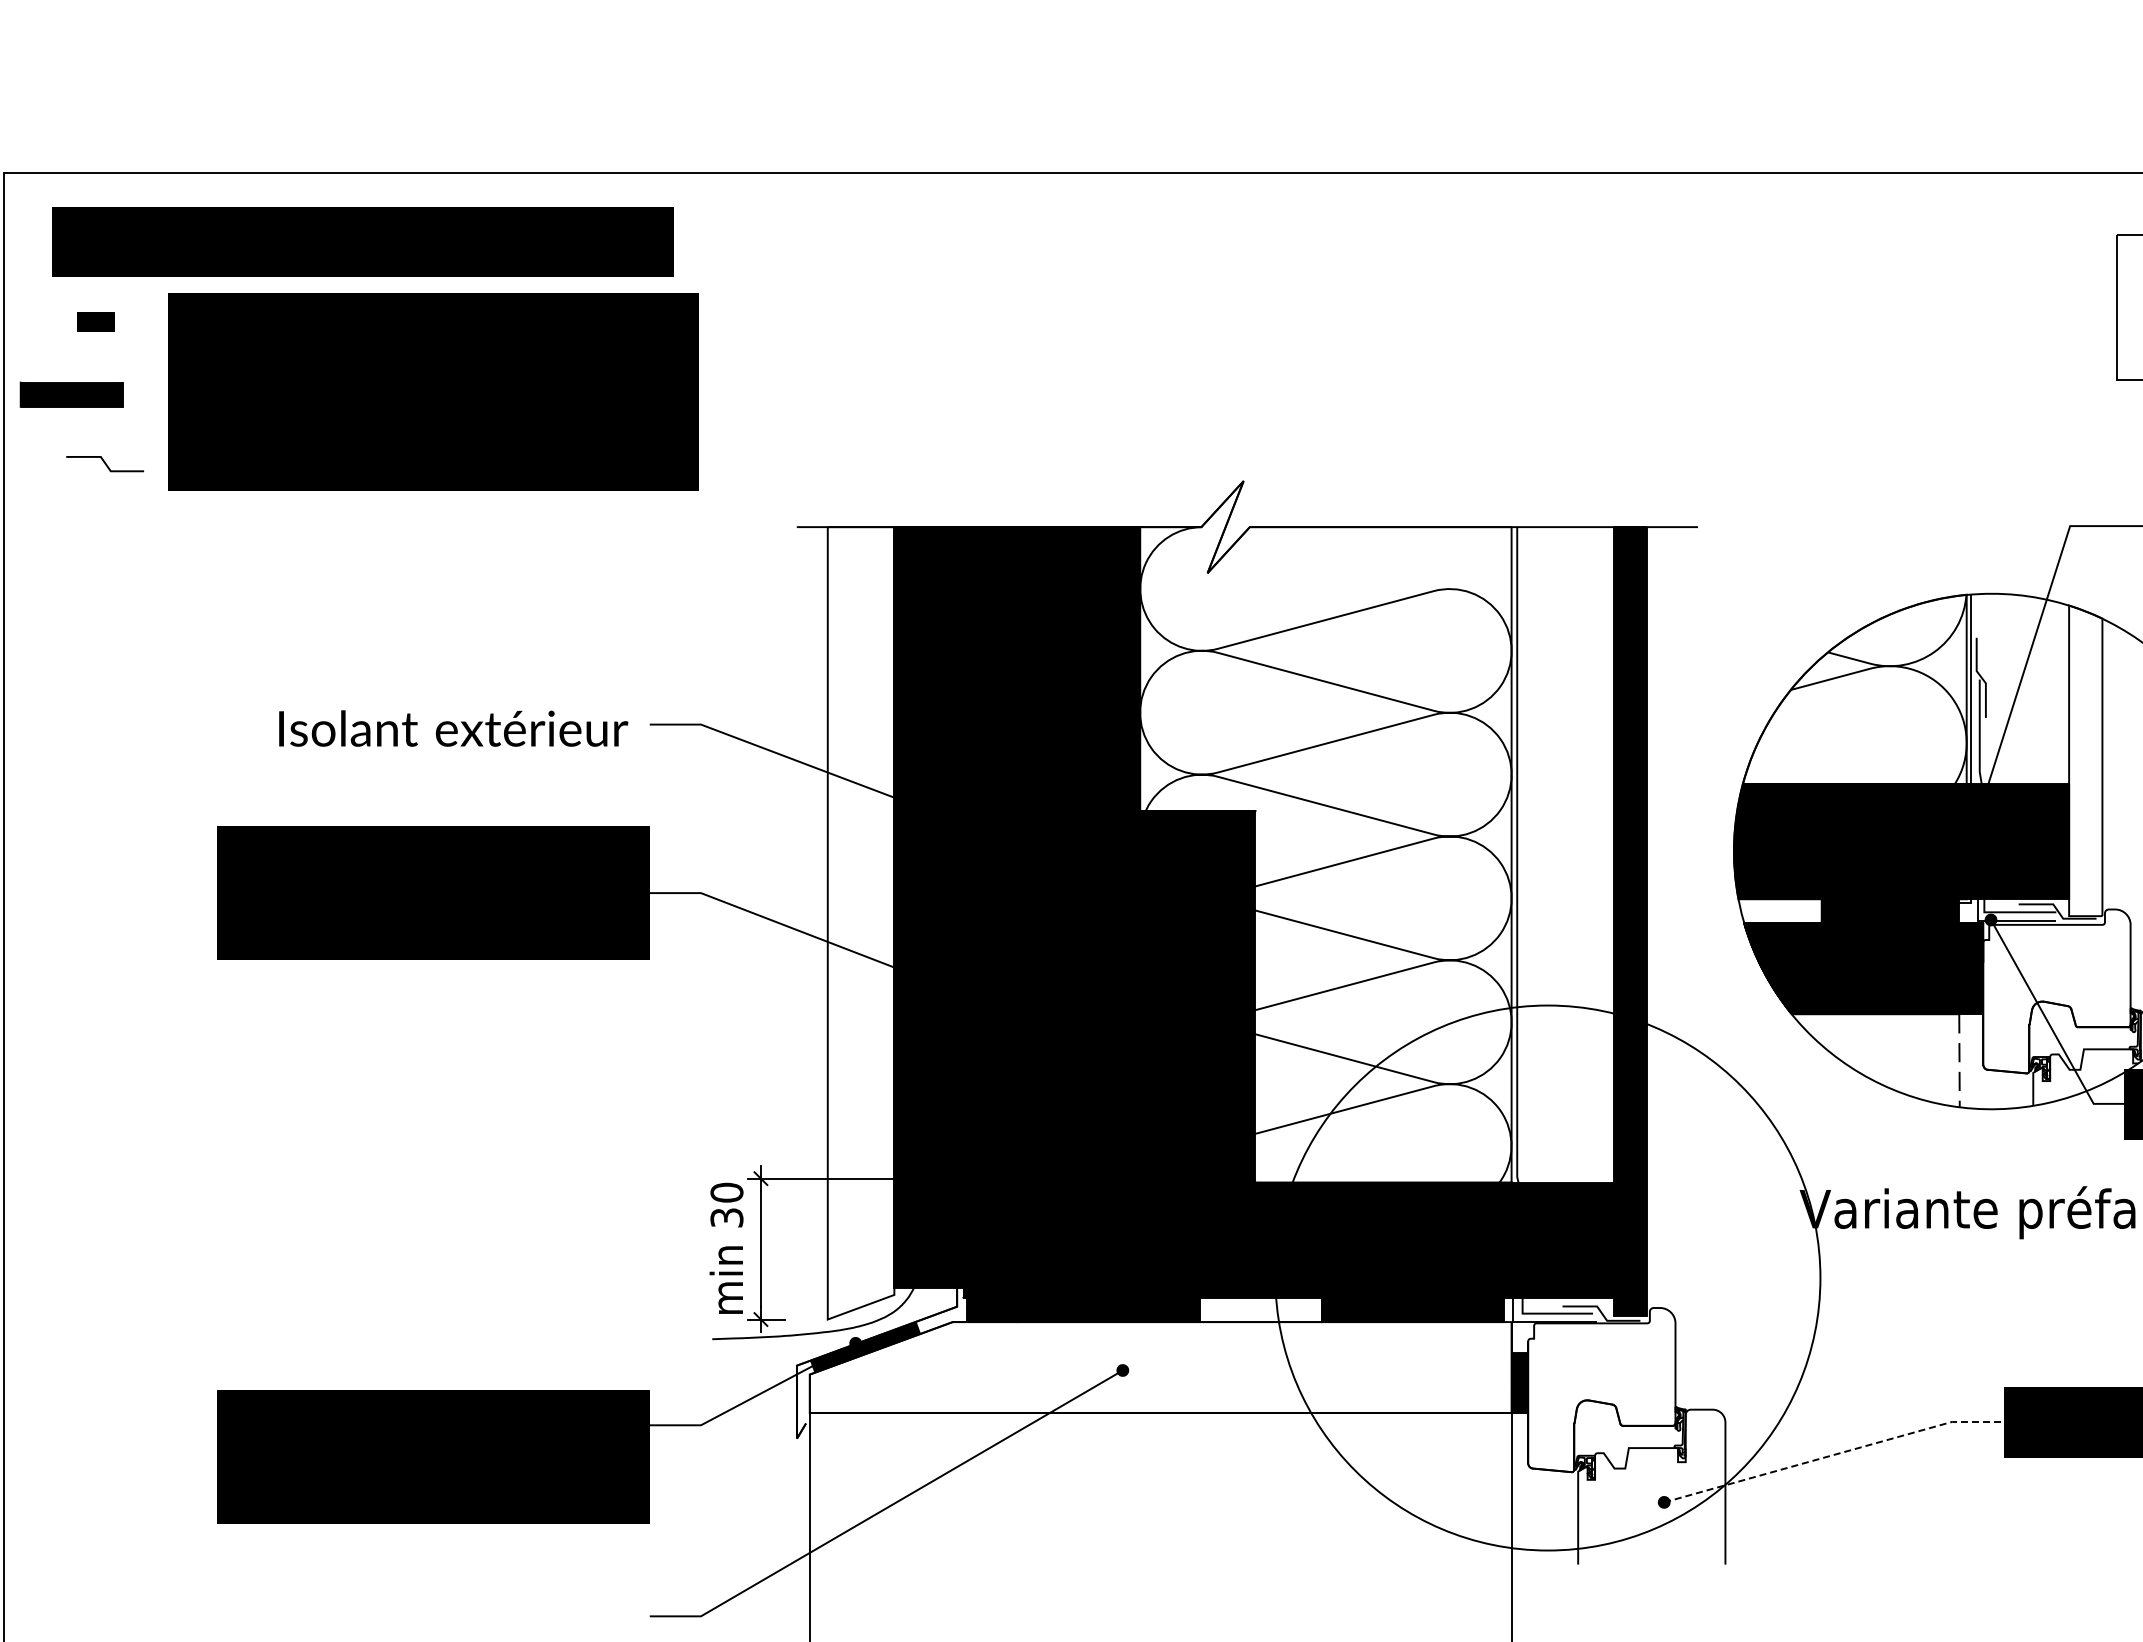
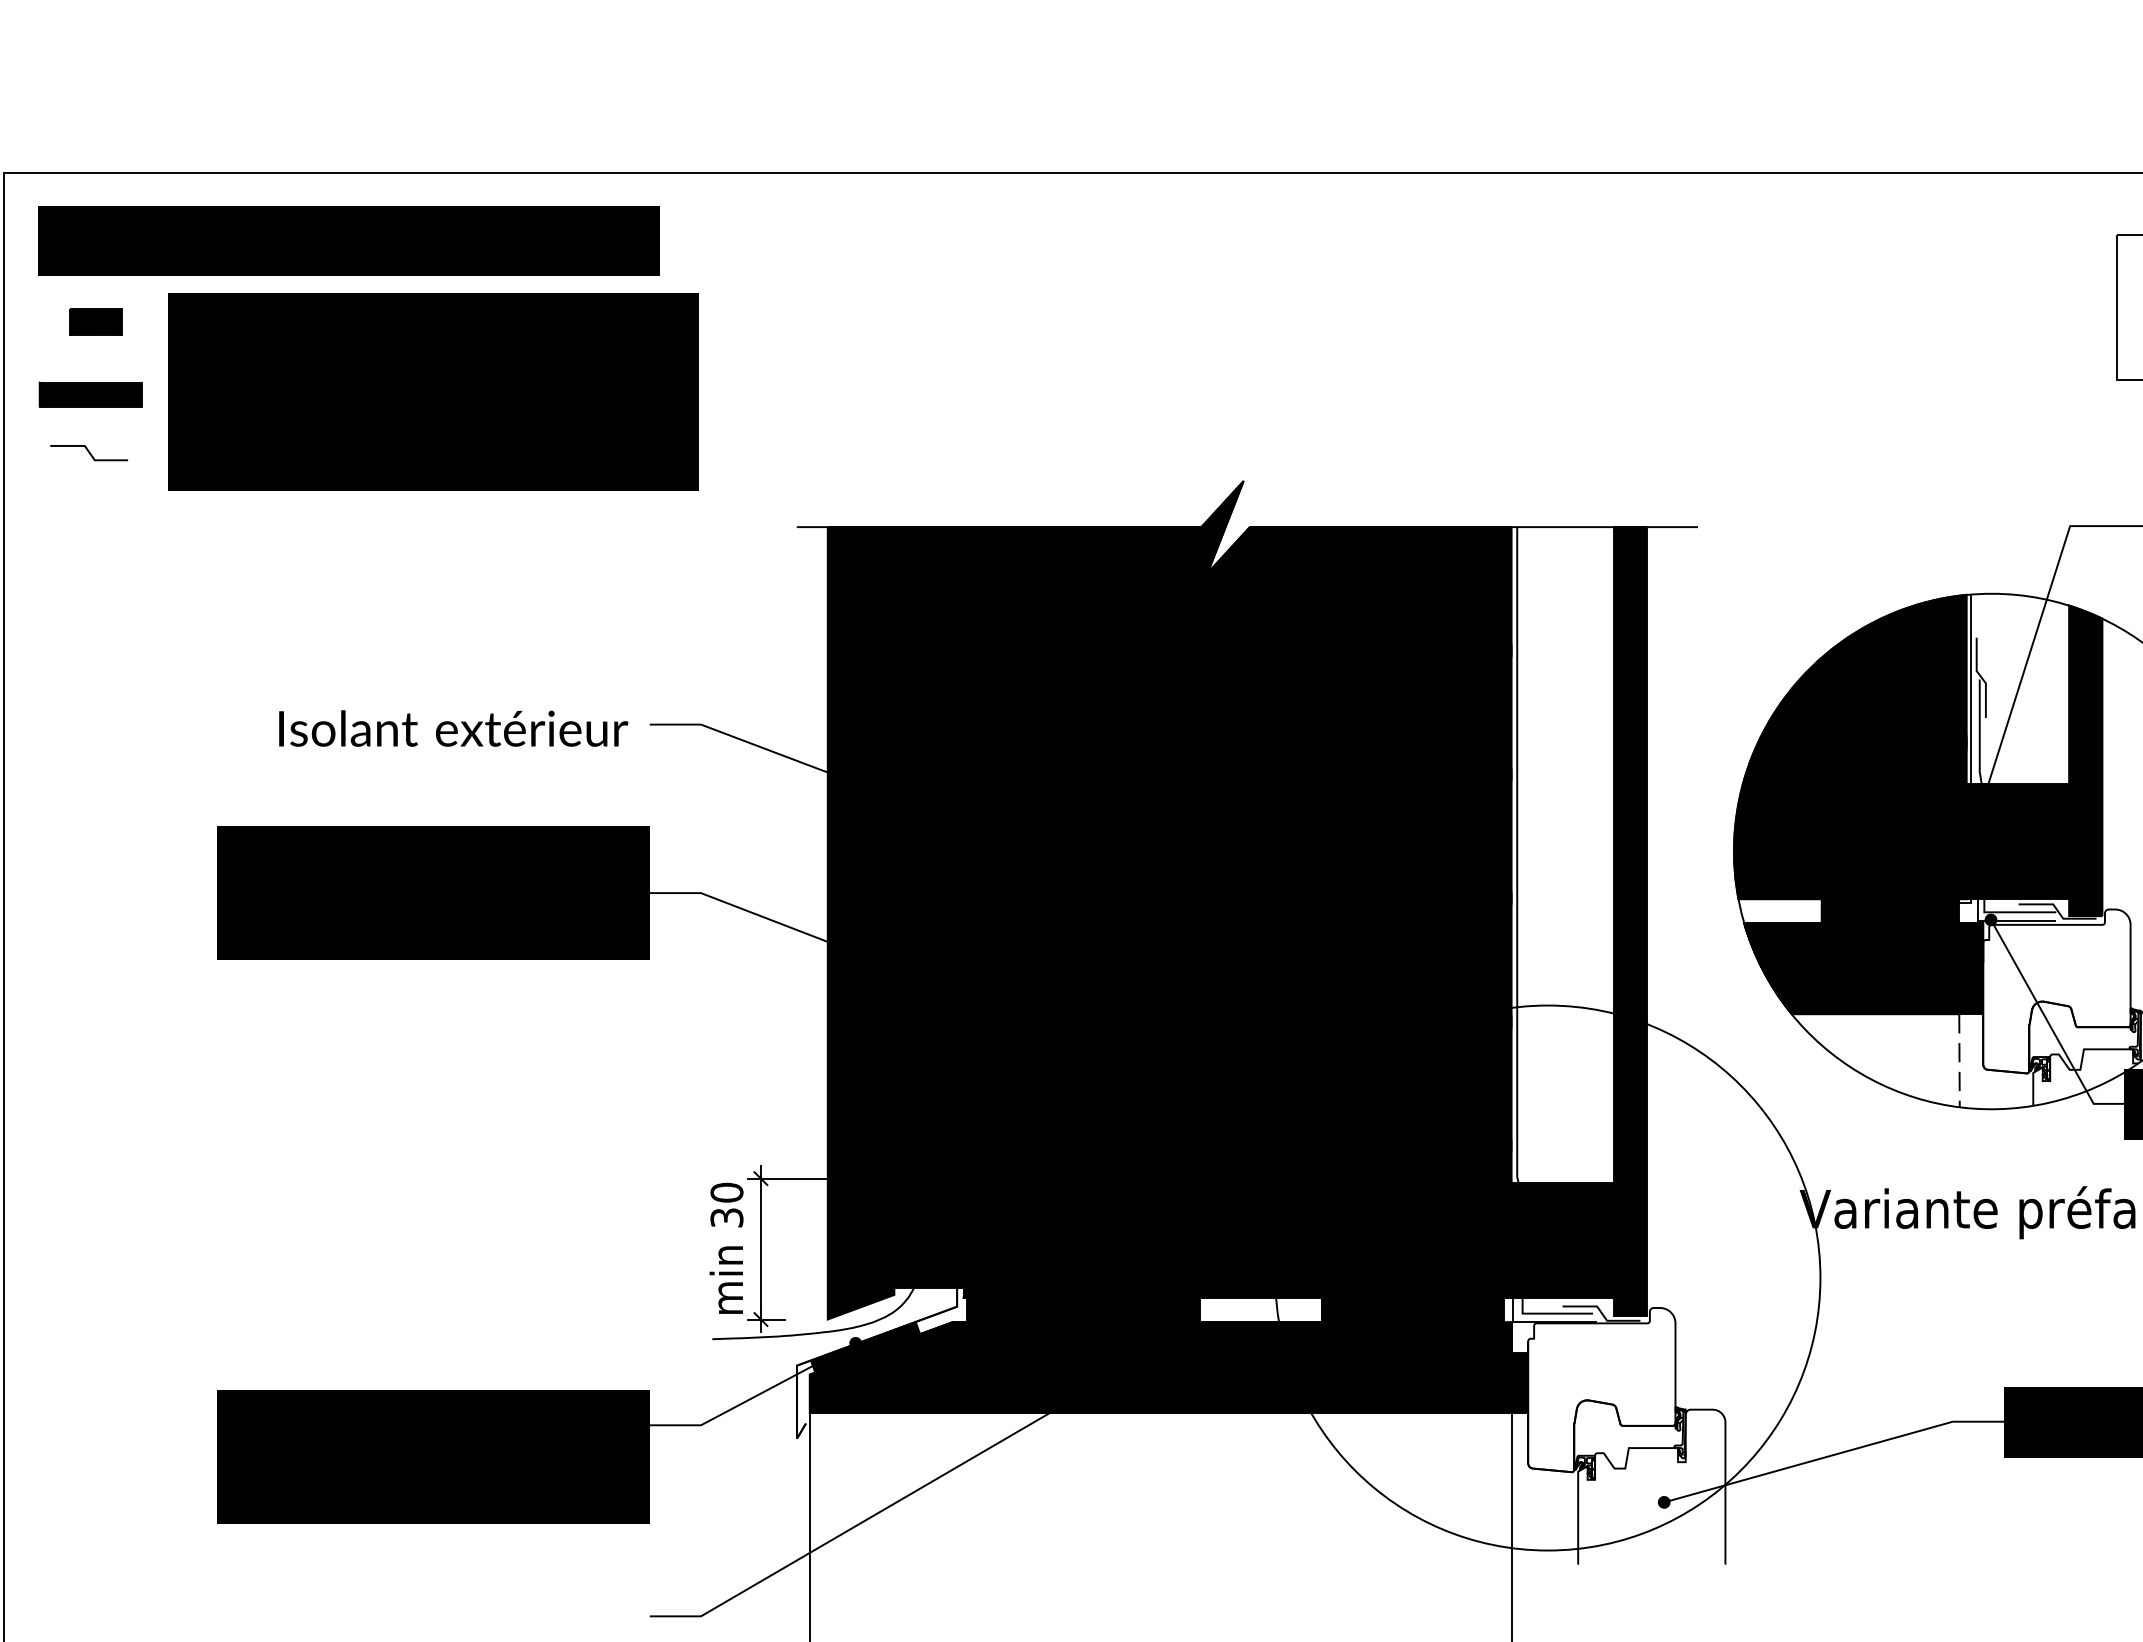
text position: (362, 241) -> (348, 240) (348, 240)
part size: 38x20 px -> 54x28 px (95, 321)
part position: (71, 394) -> (90, 394) (90, 394)
line position: (104, 464) -> (88, 453) (88, 453)
fill: none -> present (1854, 689)
fill: none -> present (2085, 760)
fill: none -> present (1325, 831)
fill: none -> present (860, 923)
fill: none -> present (1160, 1367)
line: dashed -> solid (1834, 1454)
